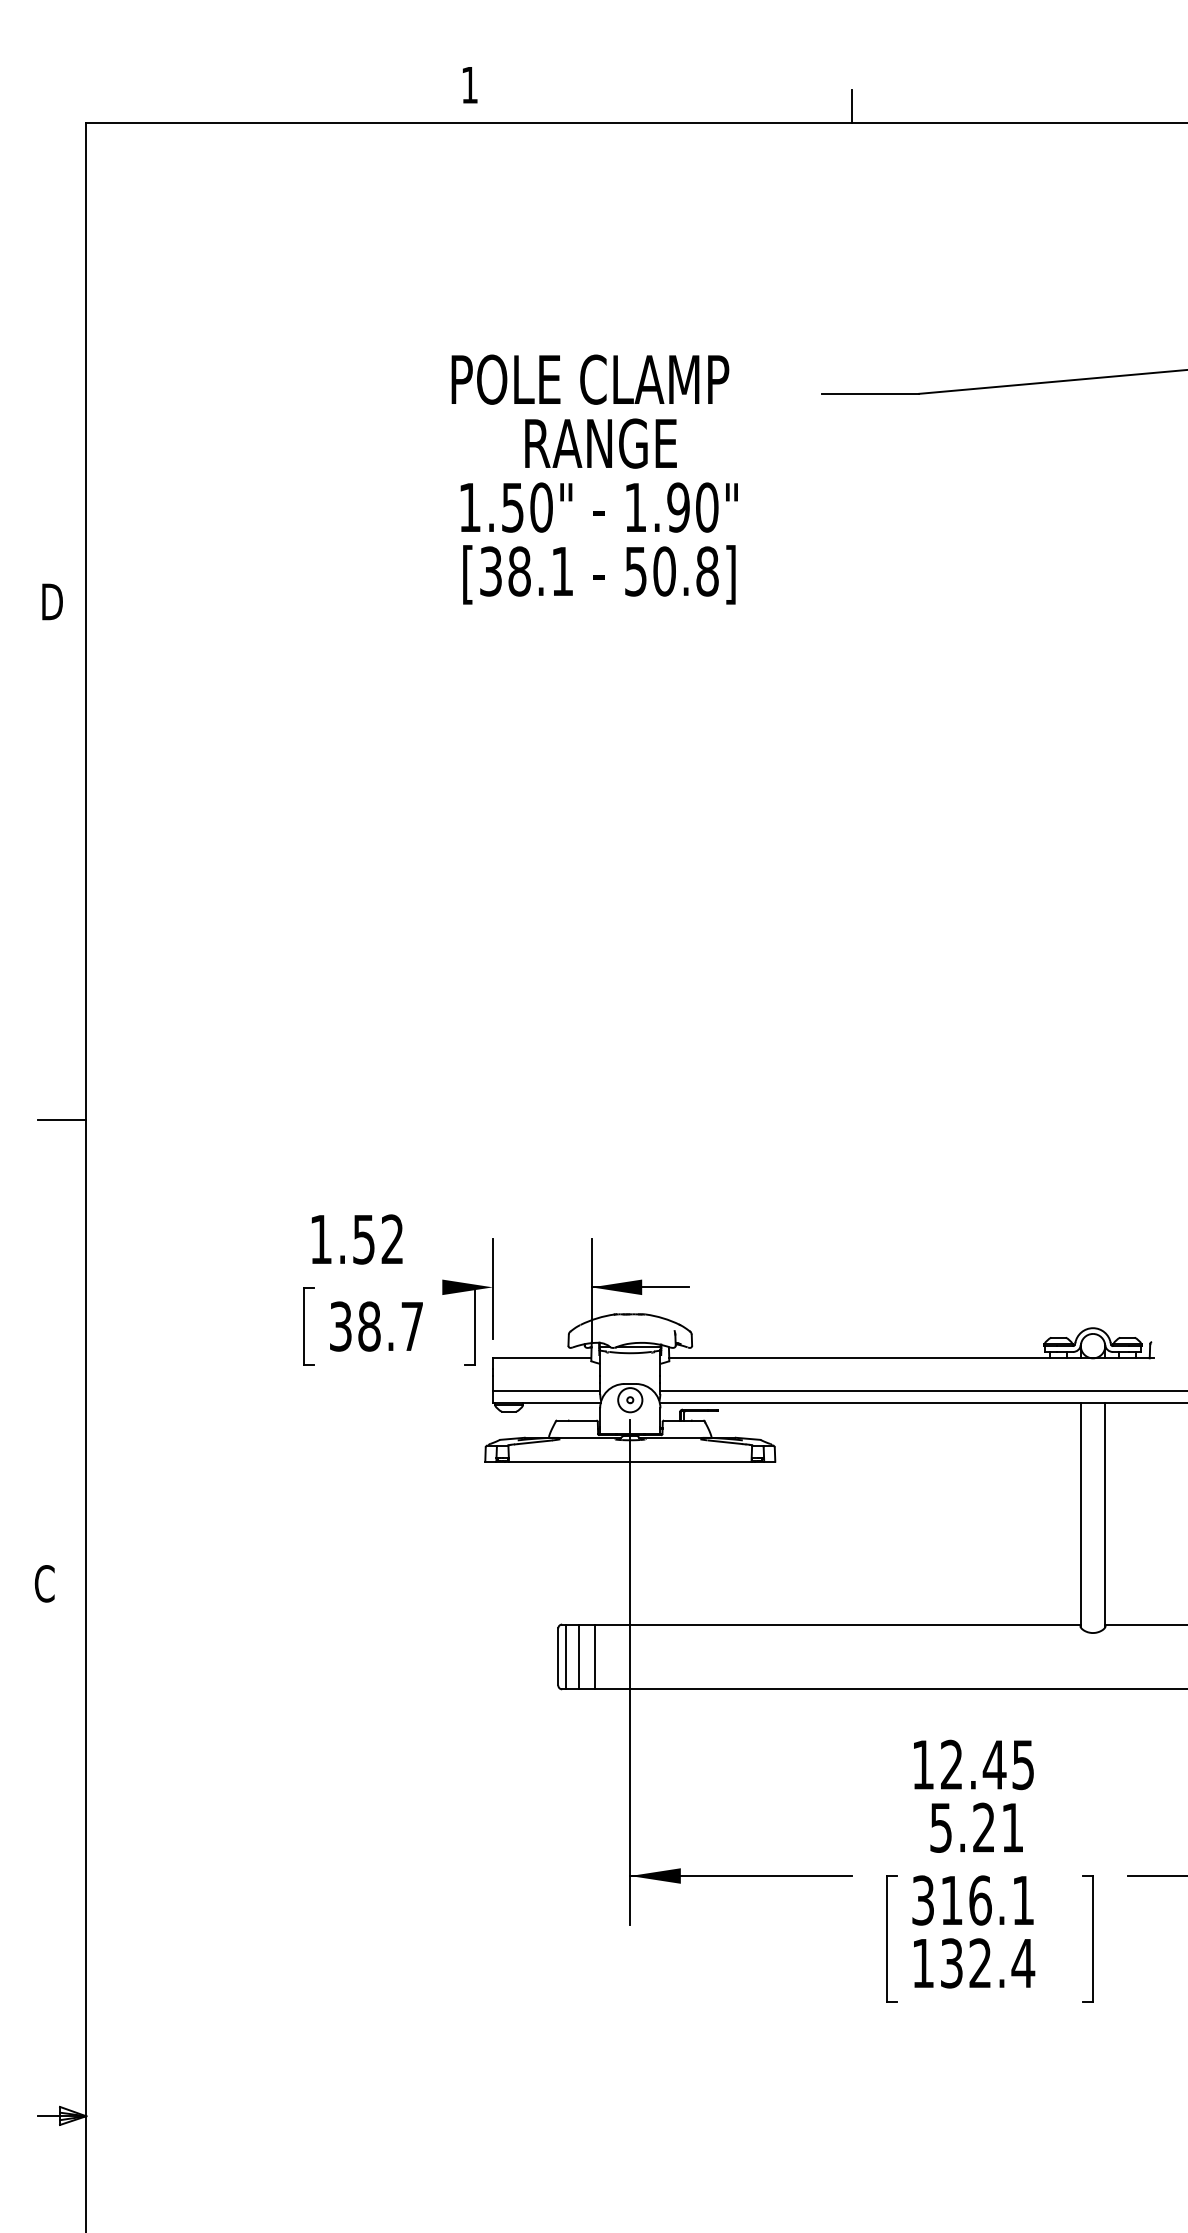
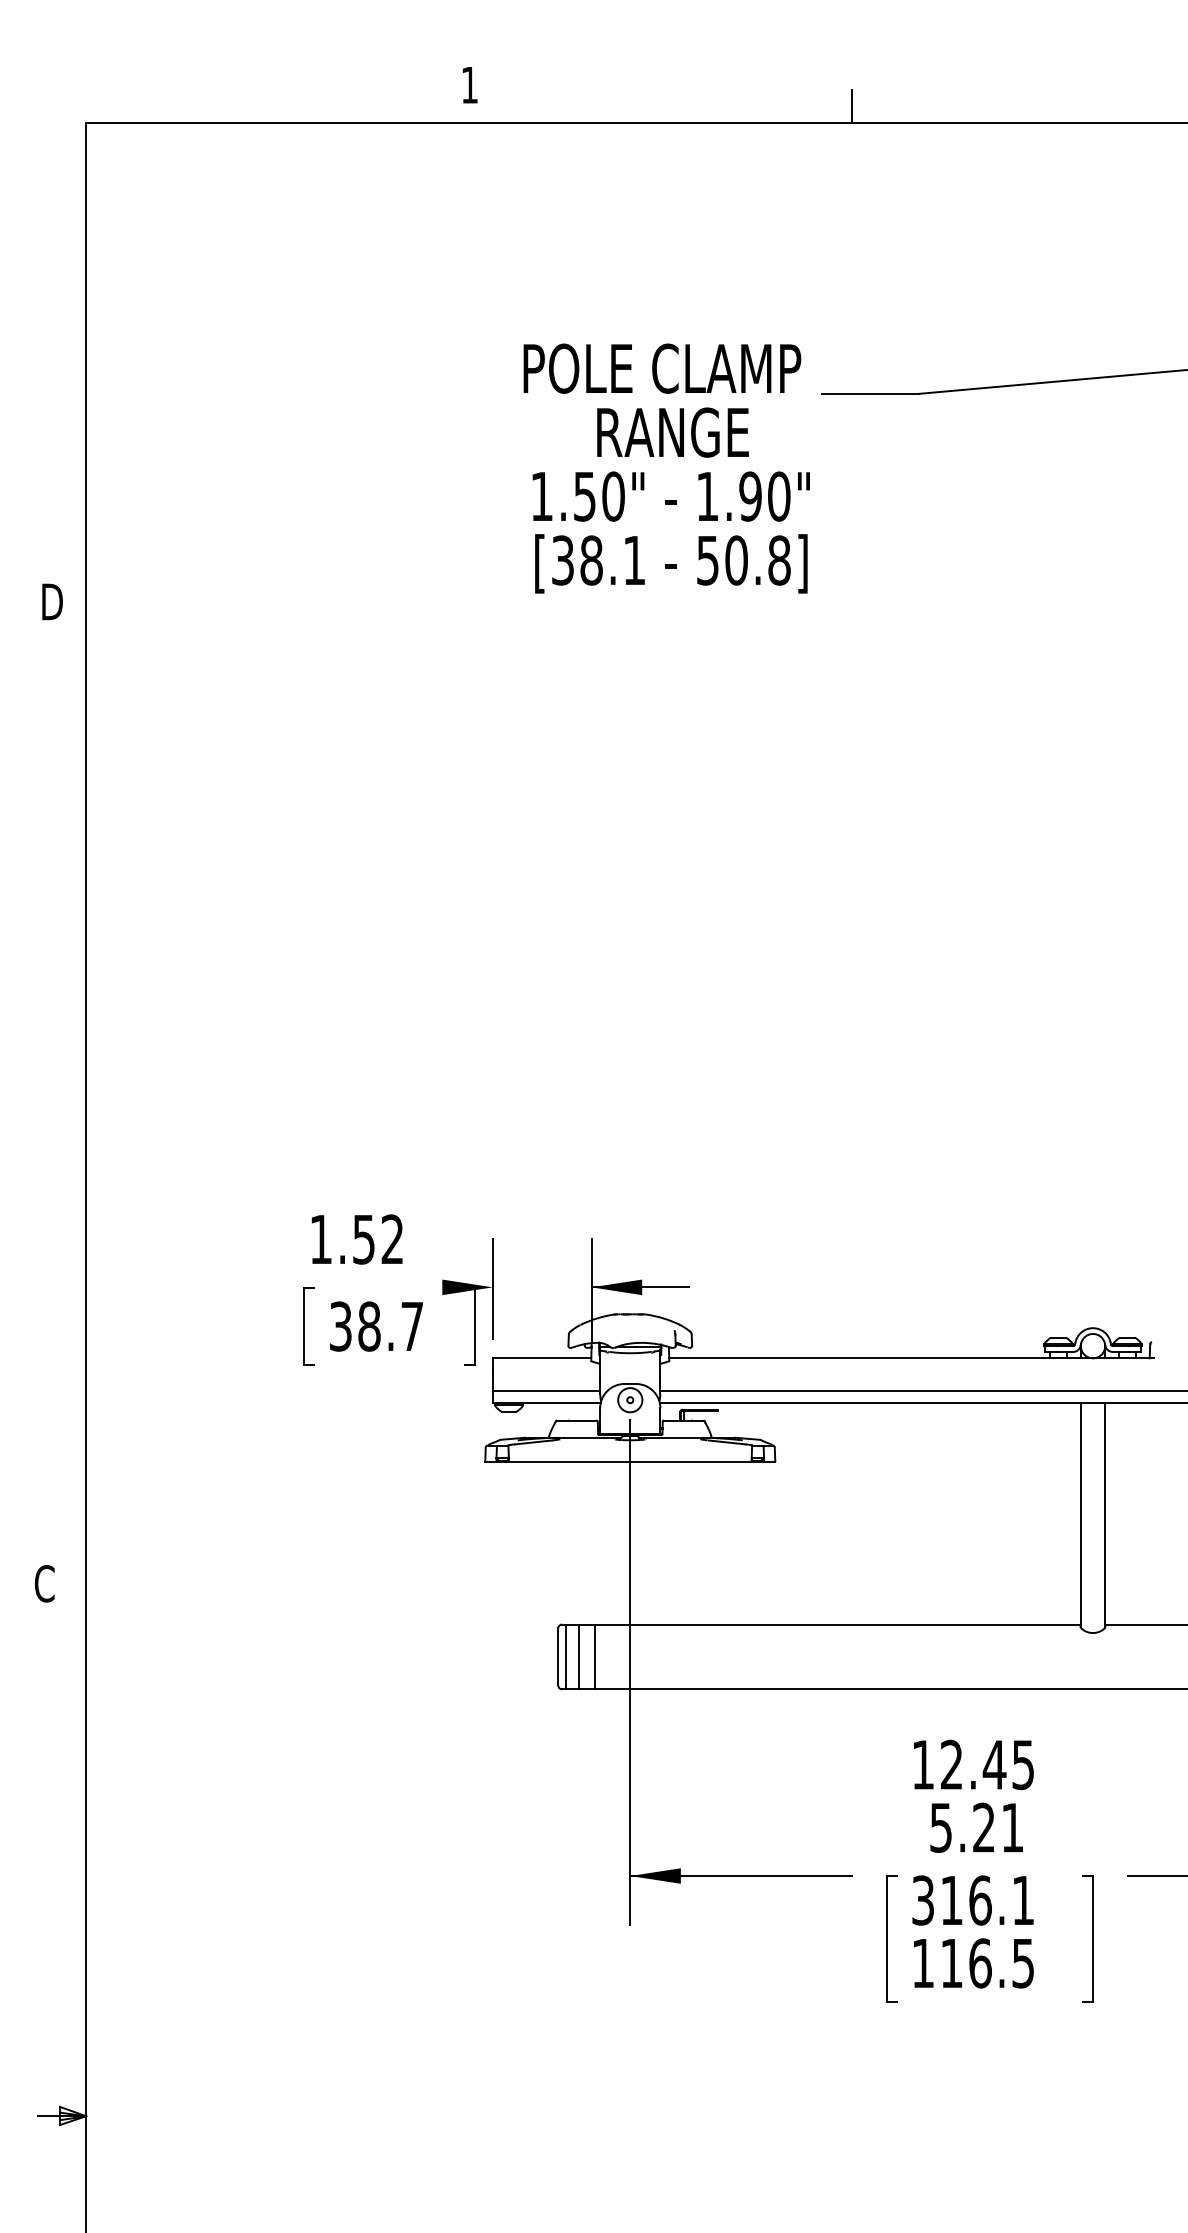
text position: (594, 479) -> (666, 468) (666, 468)
line: present -> none (61, 1119)
text: 132.4 -> 116.5 (988, 1963)
